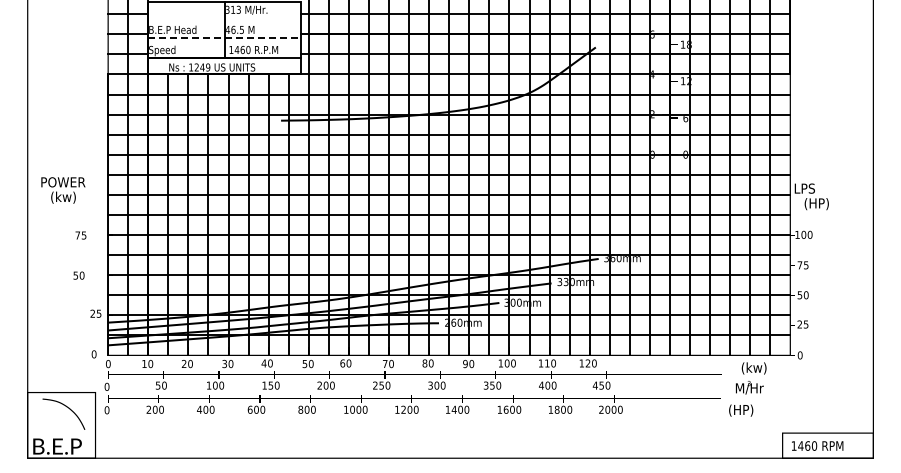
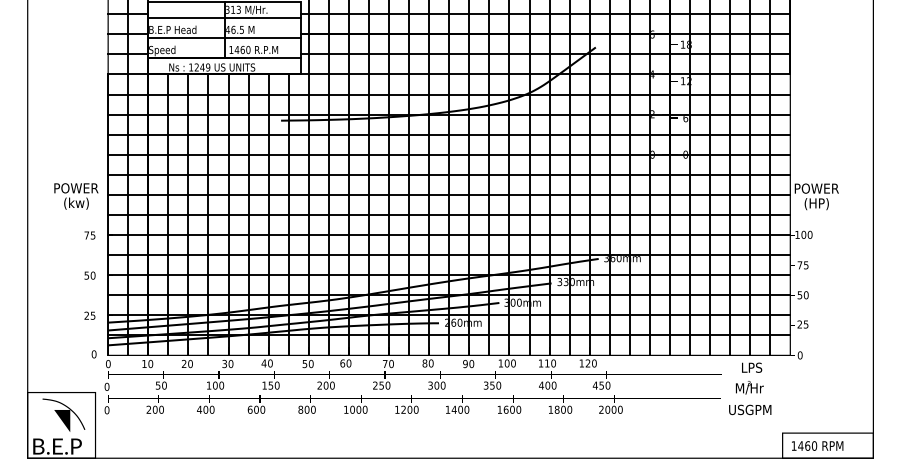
line: none -> present (224, 18)
line: dashed -> solid (225, 38)
text: LPS -> POWER (817, 188)
text position: (63, 190) -> (76, 196) (76, 196)
text position: (80, 235) -> (89, 235) (89, 235)
text position: (78, 275) -> (89, 275) (89, 275)
text position: (95, 313) -> (89, 315) (89, 315)
text: (kw) -> LPS (753, 368)
text: (HP) -> USGPM (750, 410)
fill: none -> present (62, 420)
